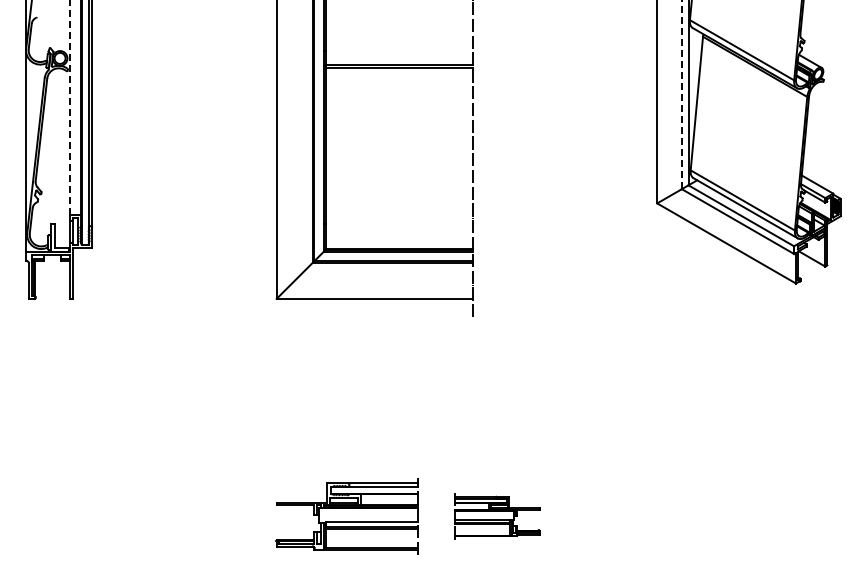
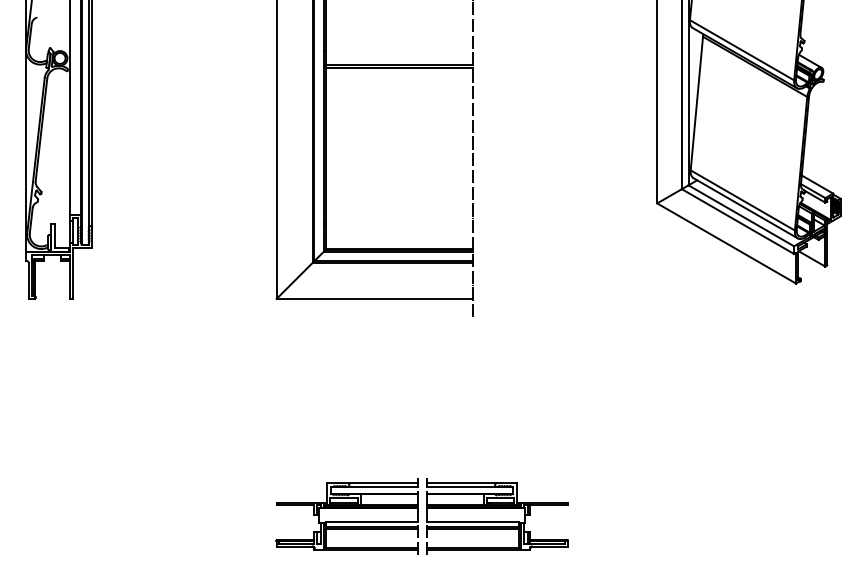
line: dashed -> solid (681, 94)
line: dashed -> solid (70, 107)
part size: 87x47 px -> 143x77 px (497, 516)
